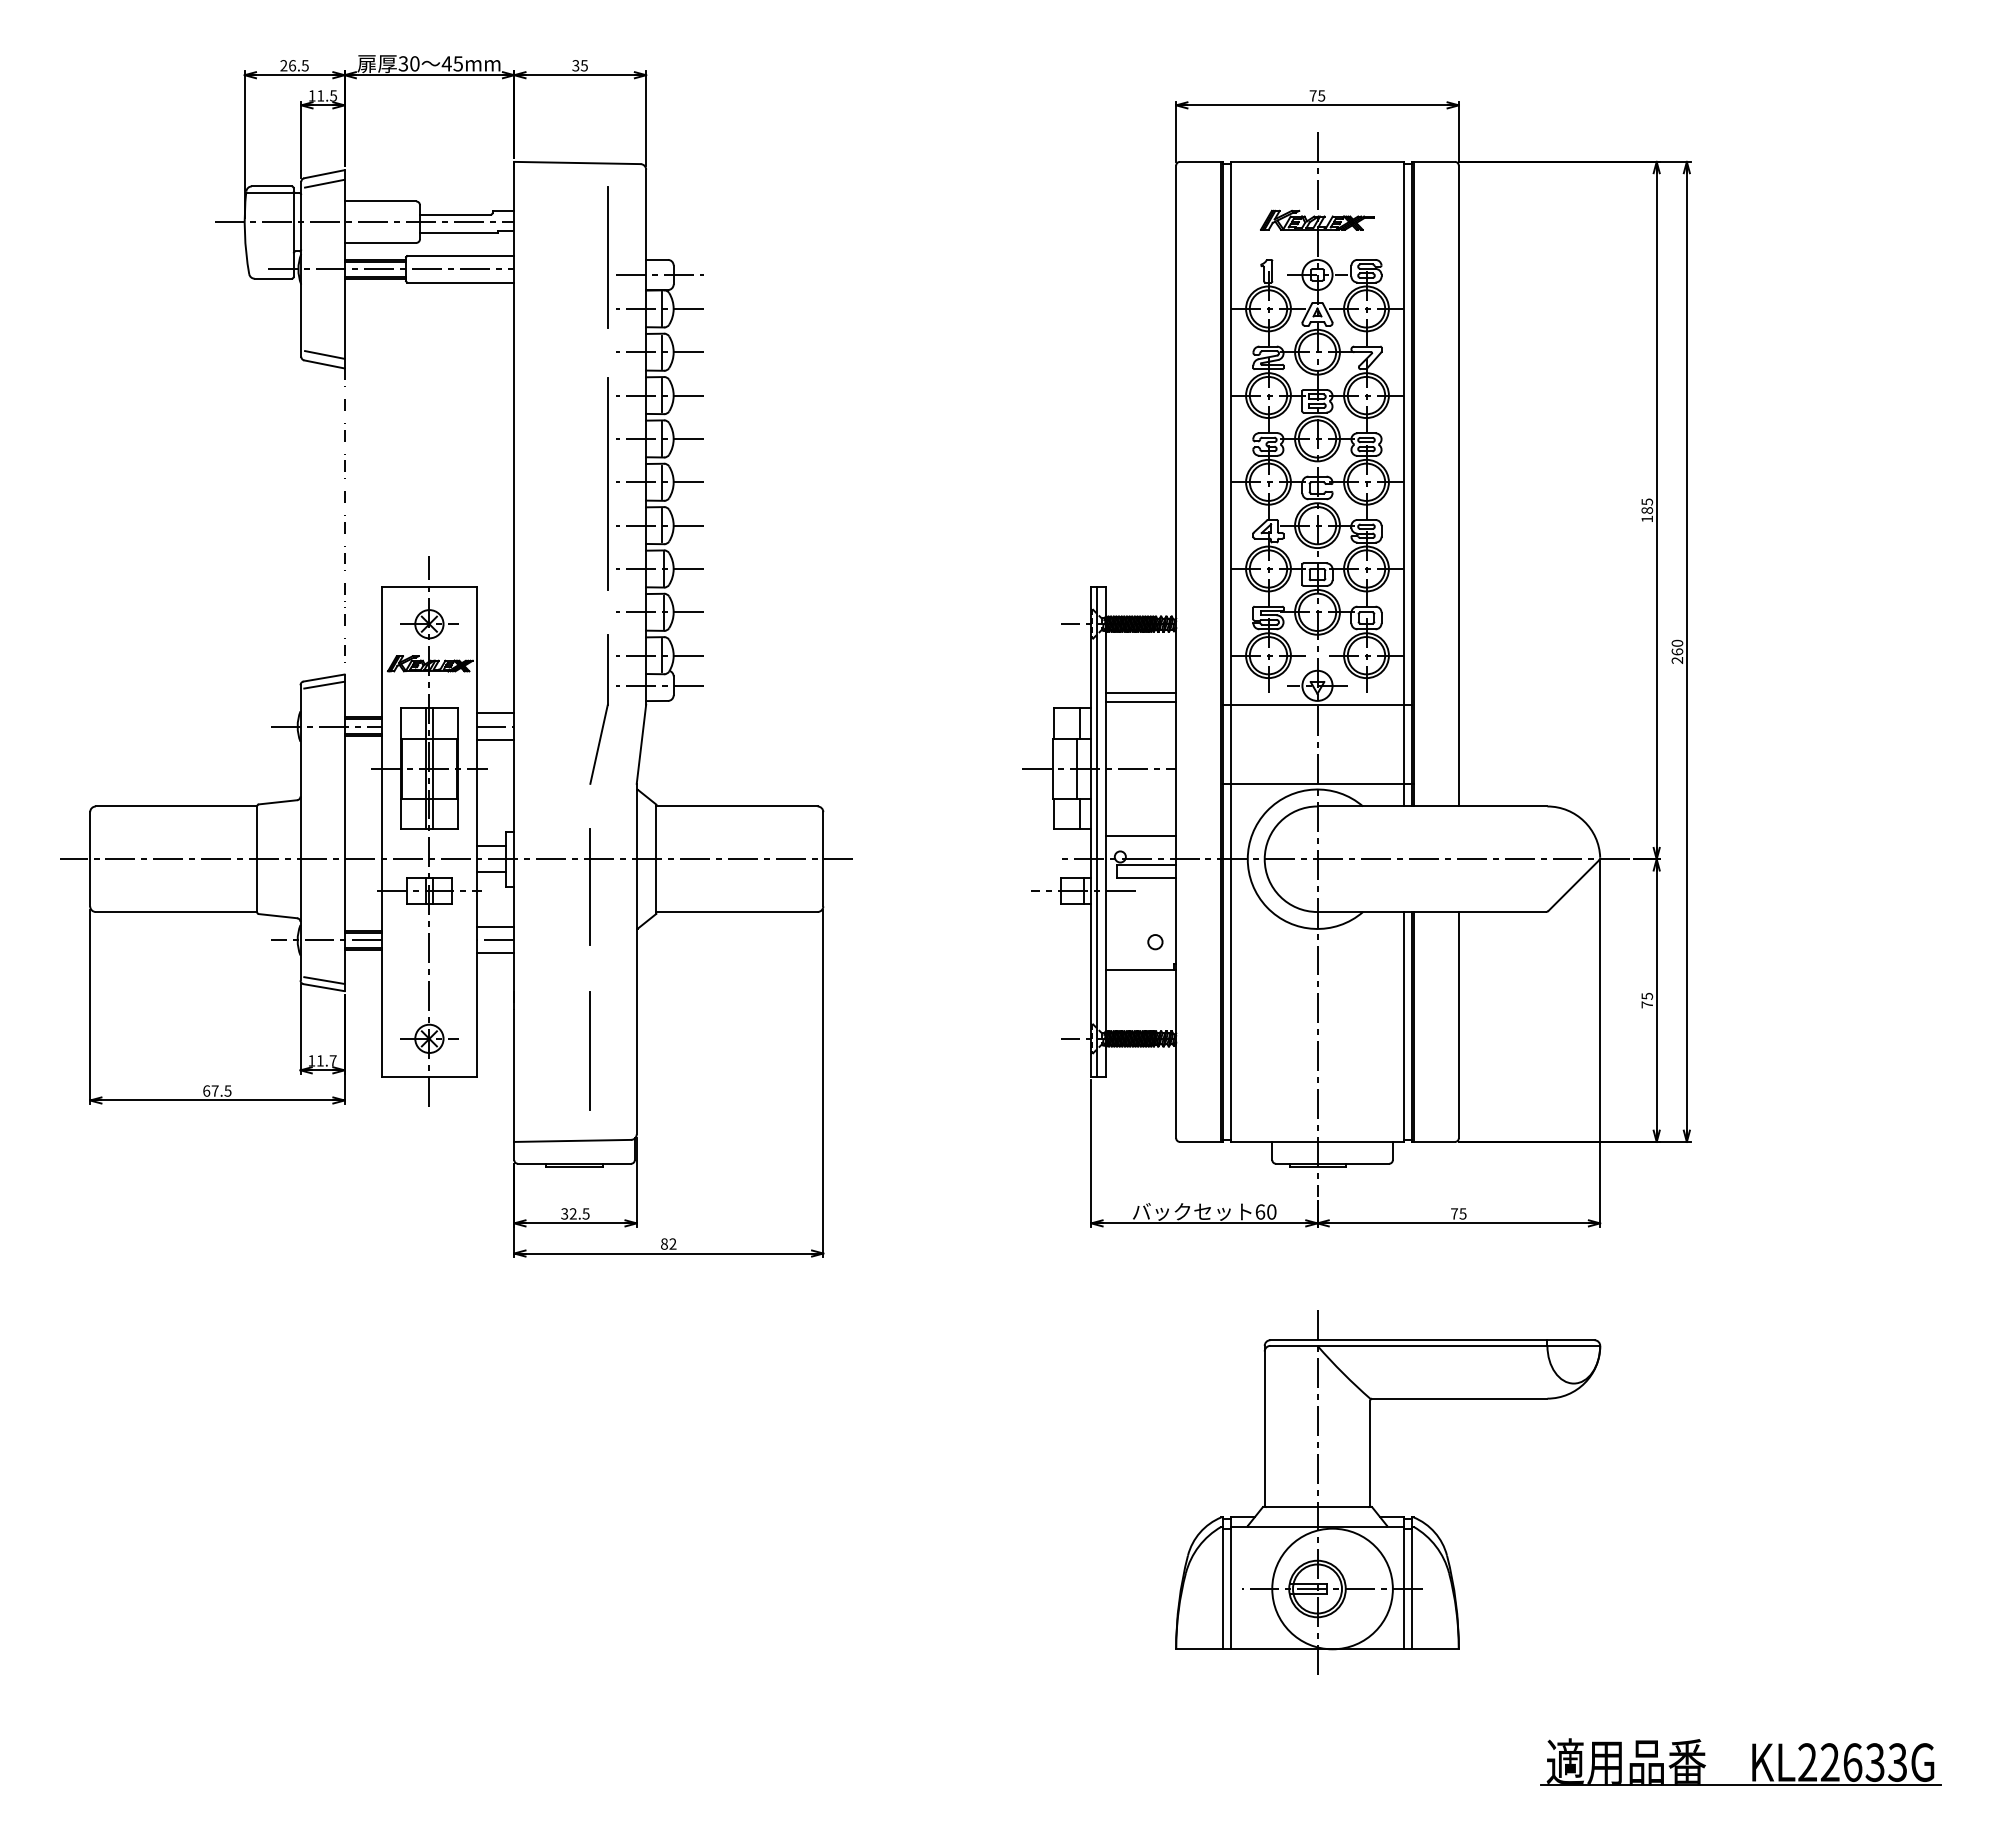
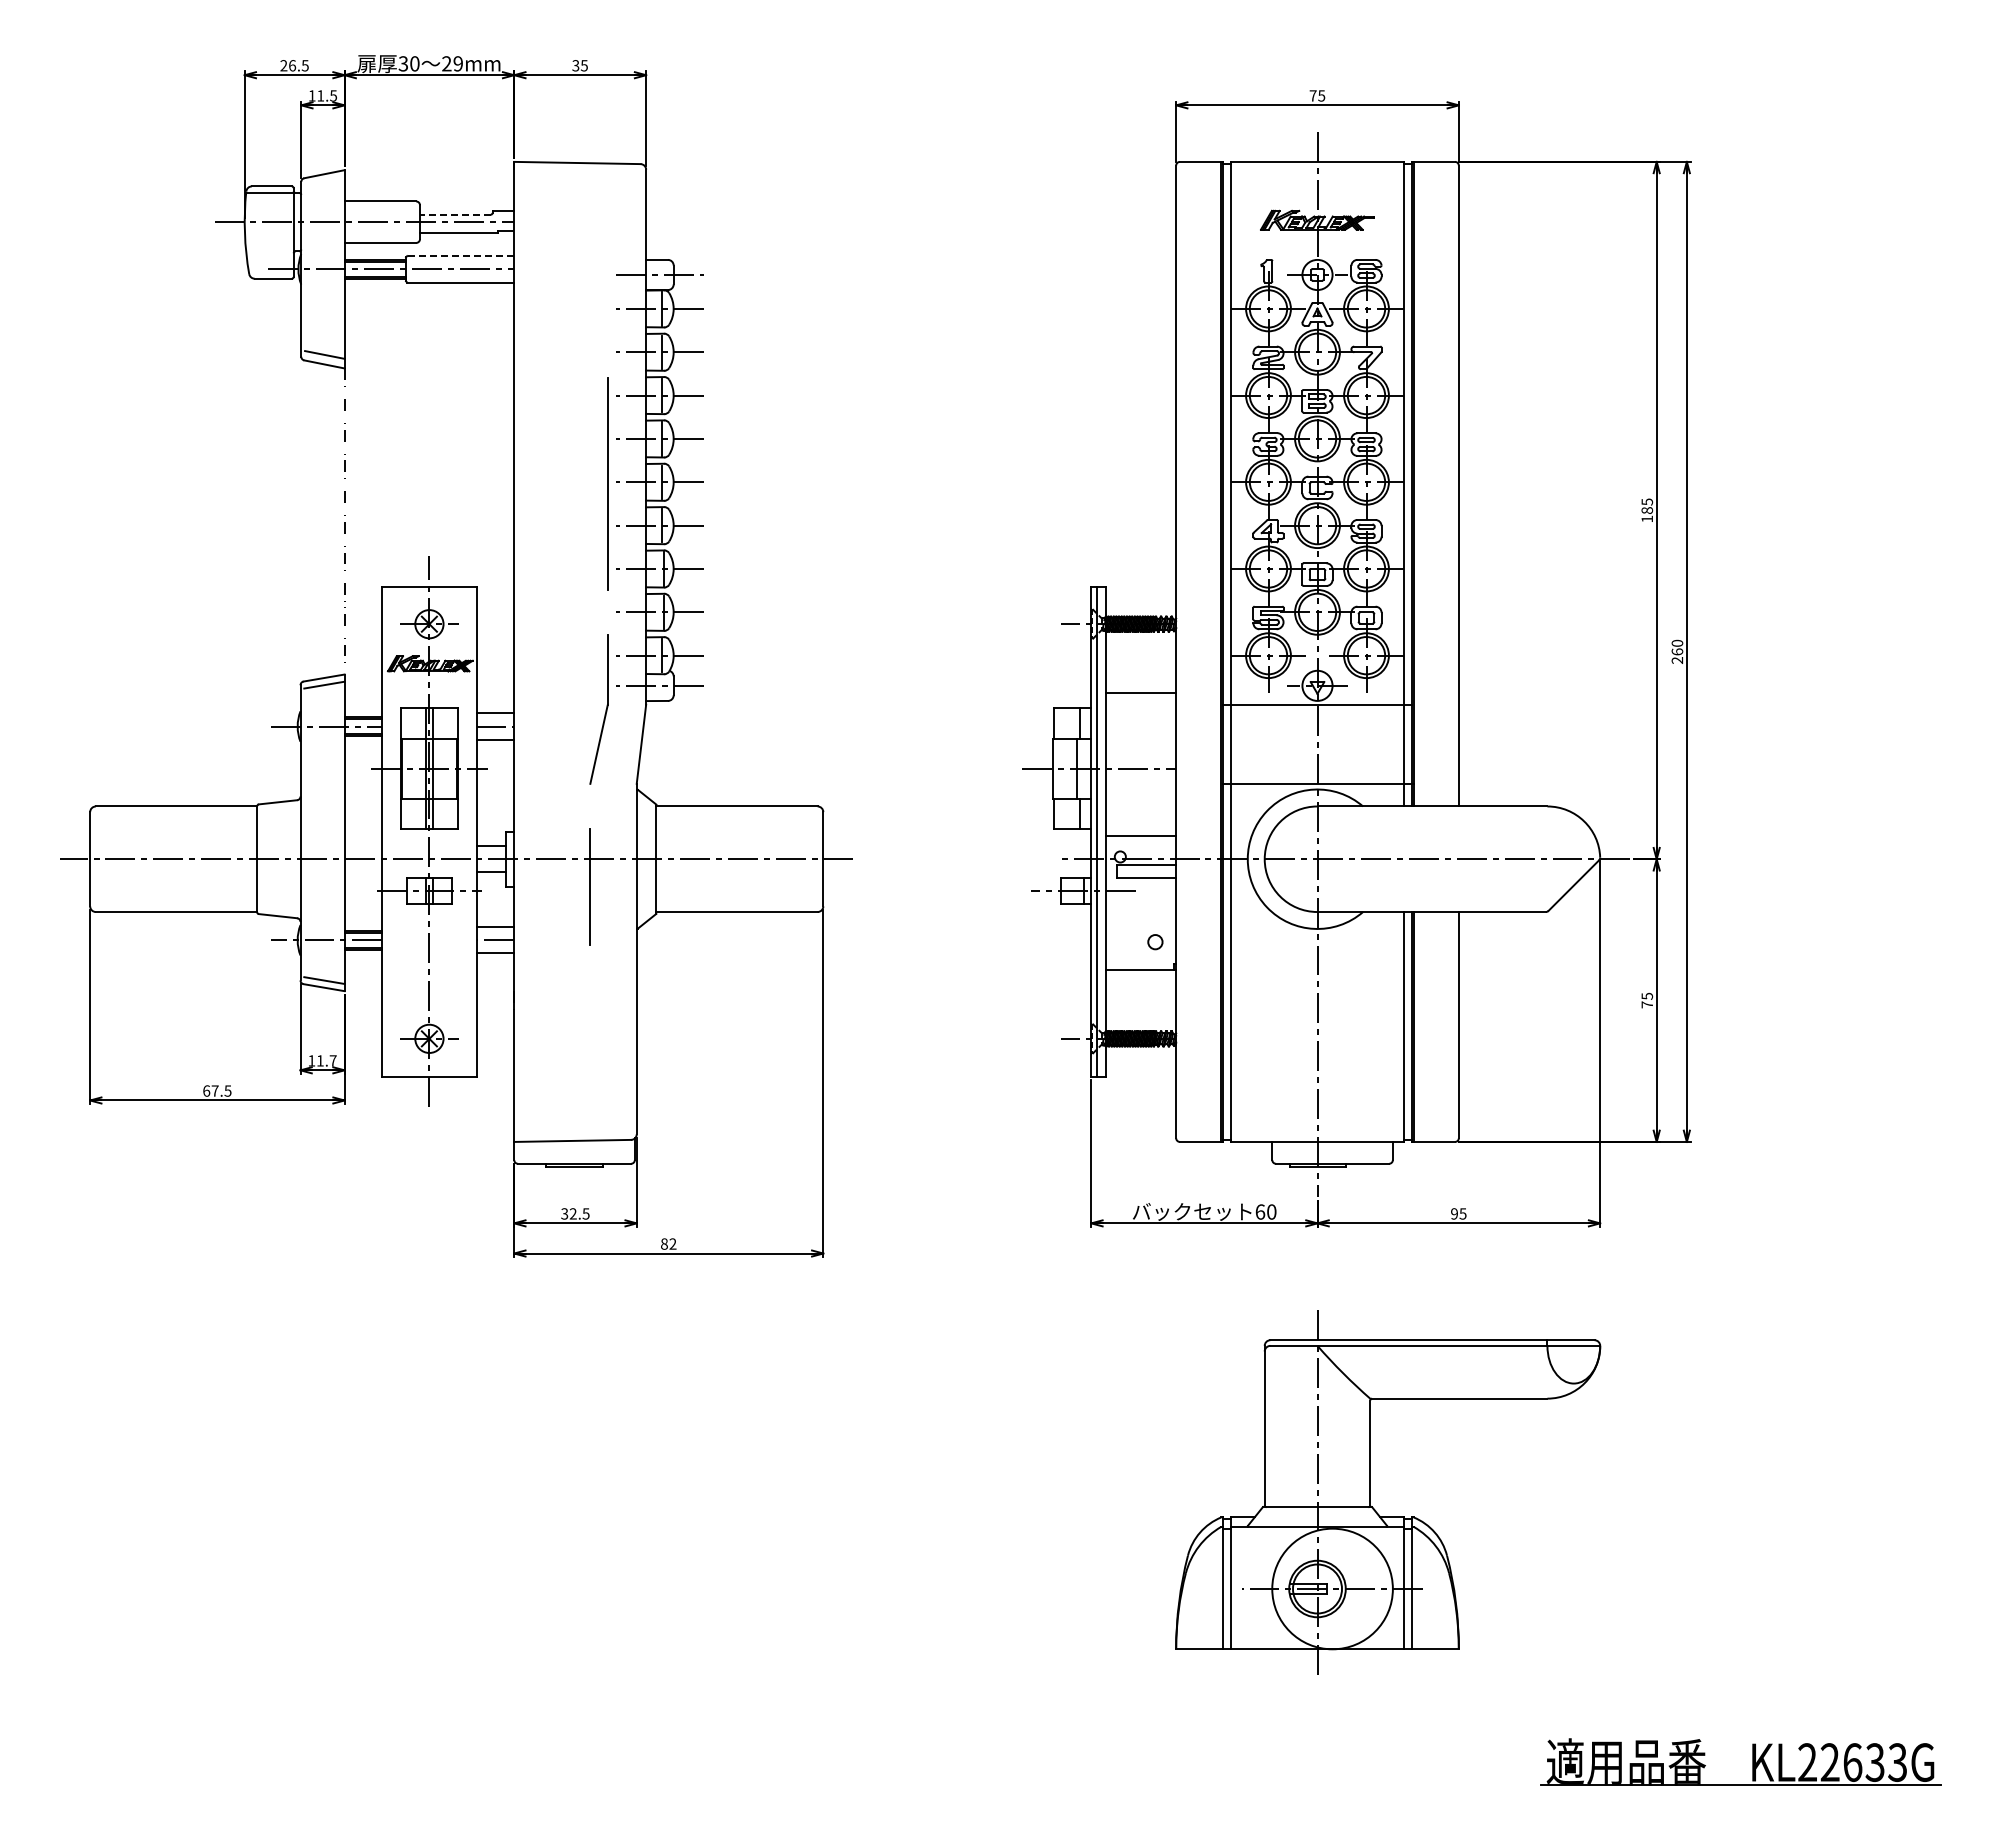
text: 45mm -> 29mm (451, 63)
line: present -> none (324, 183)
line: solid -> dashed (454, 214)
line: solid -> dashed (460, 256)
line: present -> none (607, 257)
line: present -> none (1140, 701)
line: present -> none (589, 1050)
text: 75 -> 95 (1454, 1213)
